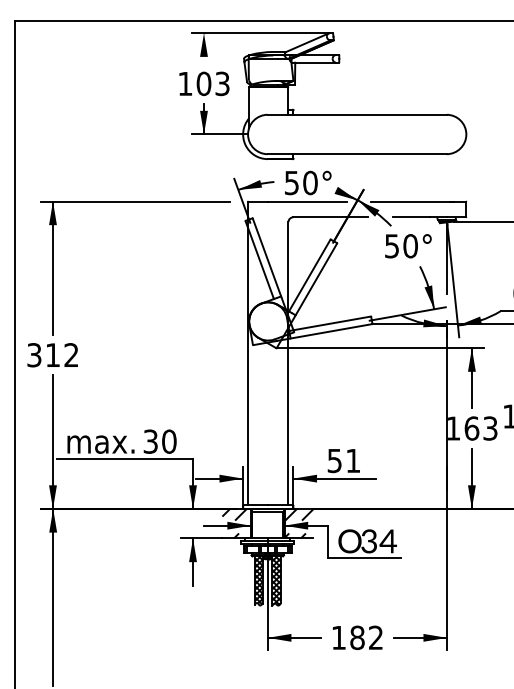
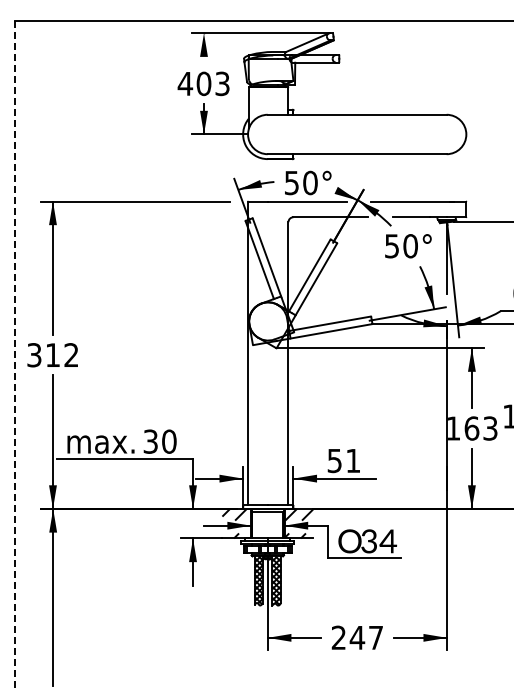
text: 103 -> 403 (185, 83)
line: solid -> dashed (15, 354)
text: 182 -> 247 (356, 637)
